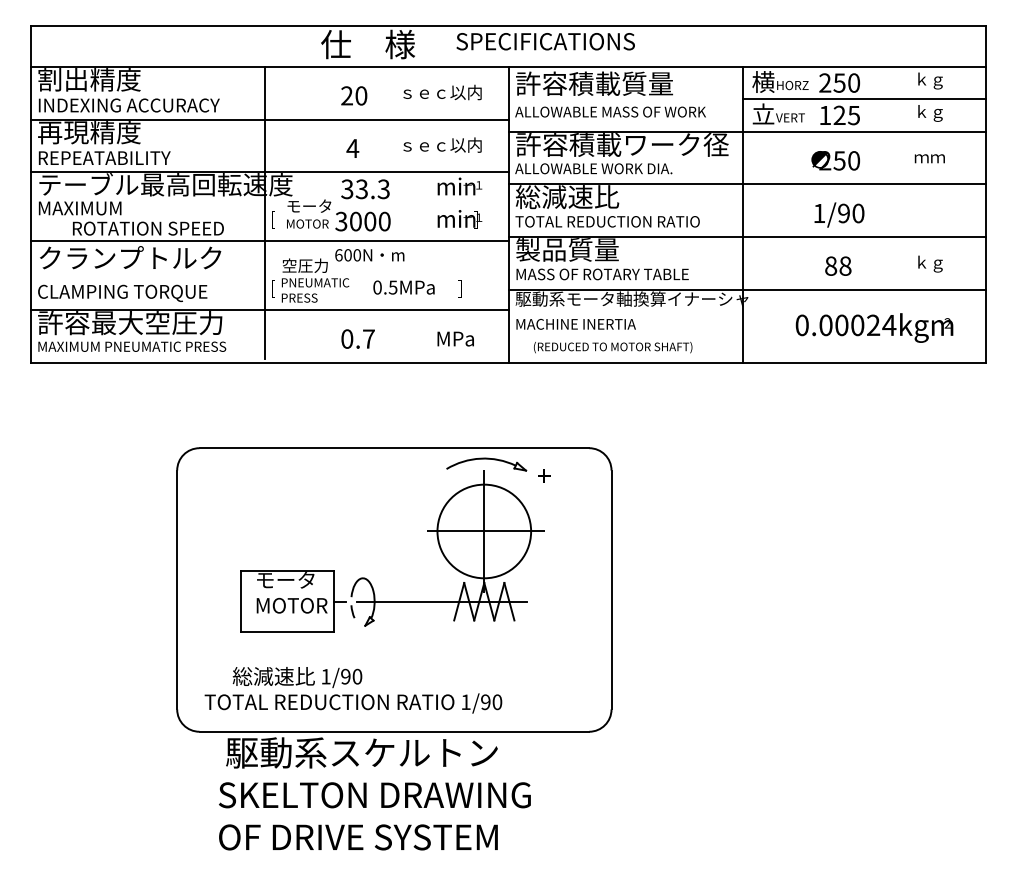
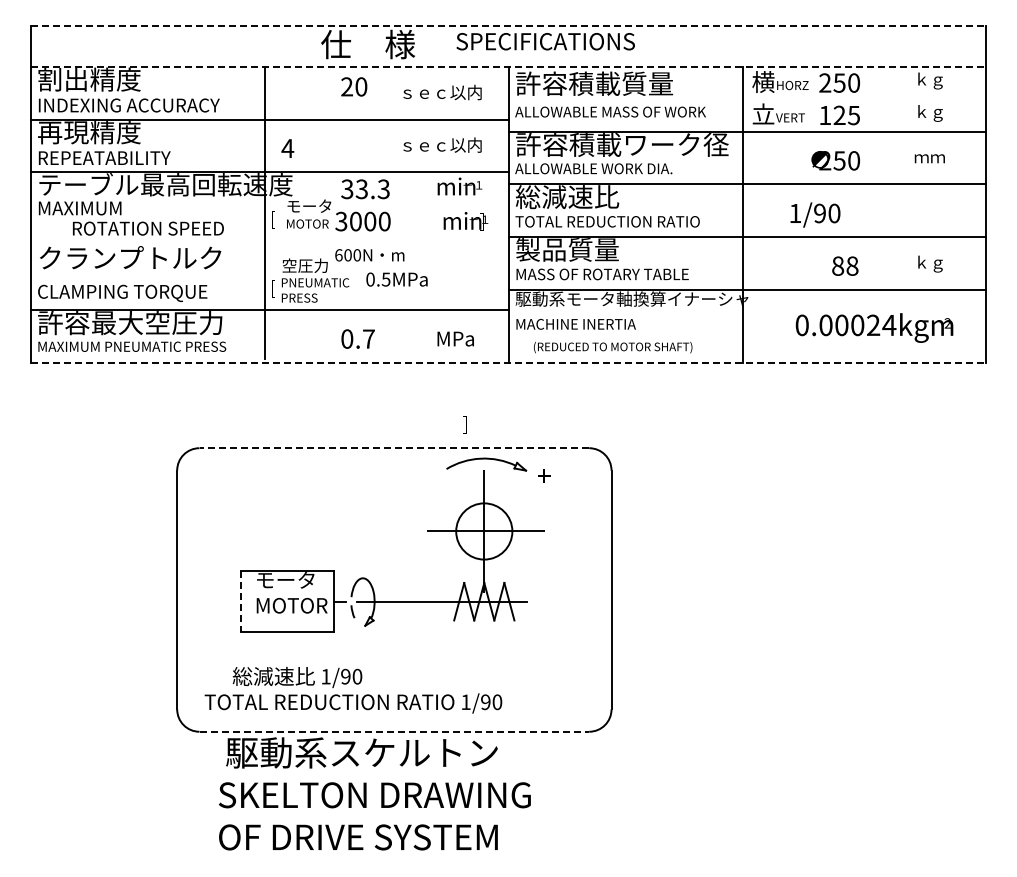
line: solid -> dashed (508, 26)
line: solid -> dashed (508, 66)
text position: (354, 95) -> (354, 86) (354, 86)
line: present -> none (864, 99)
text position: (352, 148) -> (287, 148) (287, 148)
text position: (839, 214) -> (815, 214) (815, 214)
text position: (459, 219) -> (465, 221) (465, 221)
line: present -> none (269, 241)
text position: (838, 265) -> (845, 265) (845, 265)
text position: (403, 287) -> (396, 279) (396, 279)
text position: (459, 288) -> (464, 424) (464, 424)
line: solid -> dashed (508, 362)
line: solid -> dashed (394, 448)
circle diameter: 94 px -> 56 px (484, 531)
line: solid -> dashed (240, 601)
line: solid -> dashed (394, 731)
